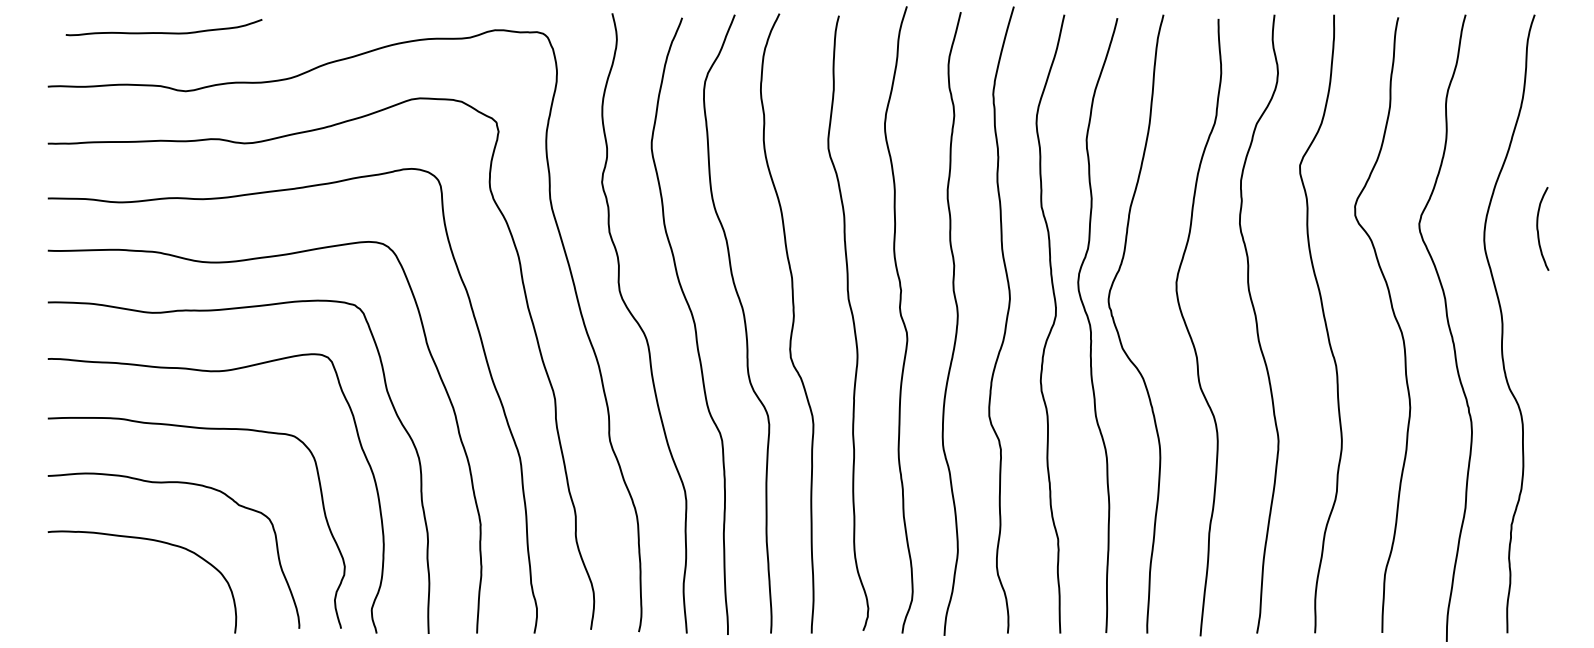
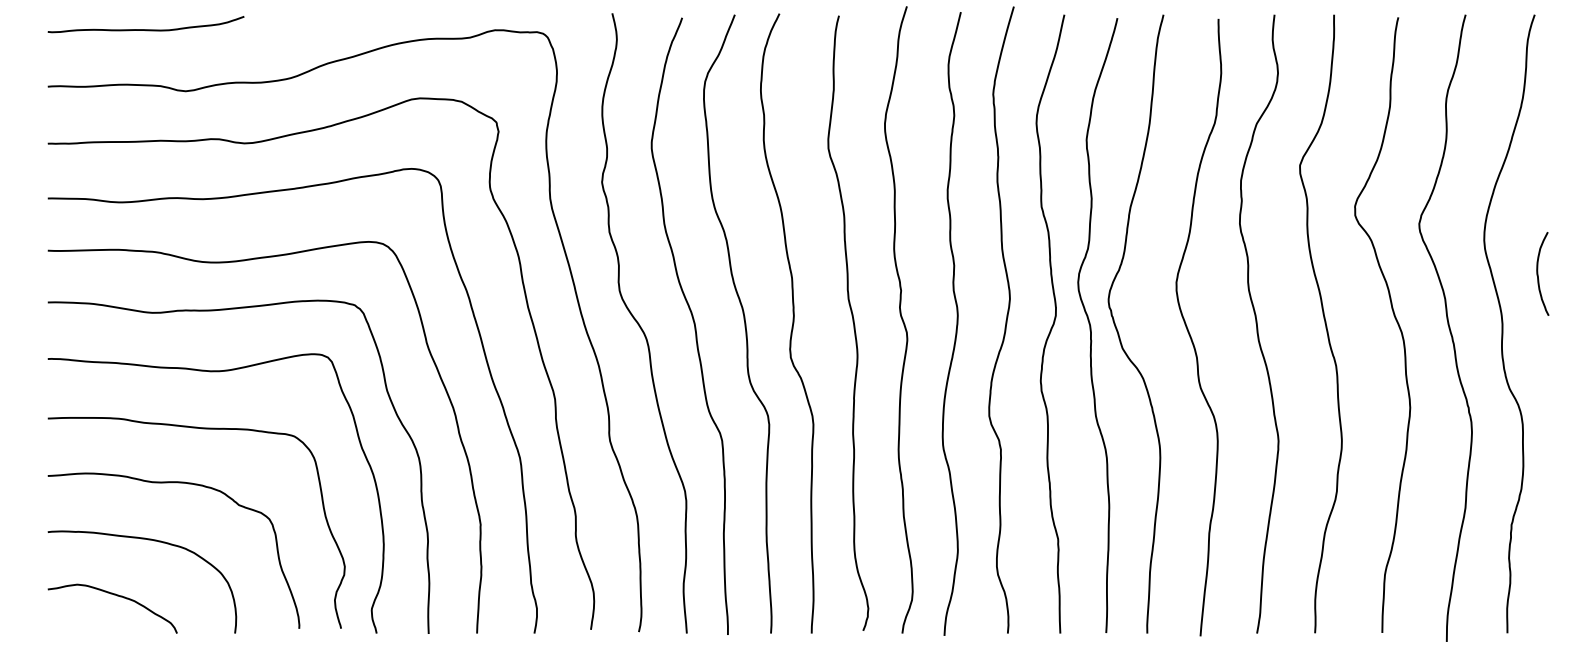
curve position: (163, 32) -> (145, 29) (145, 29)
curve position: (1538, 228) -> (1538, 273) (1538, 273)
curve: none -> present (117, 596)
